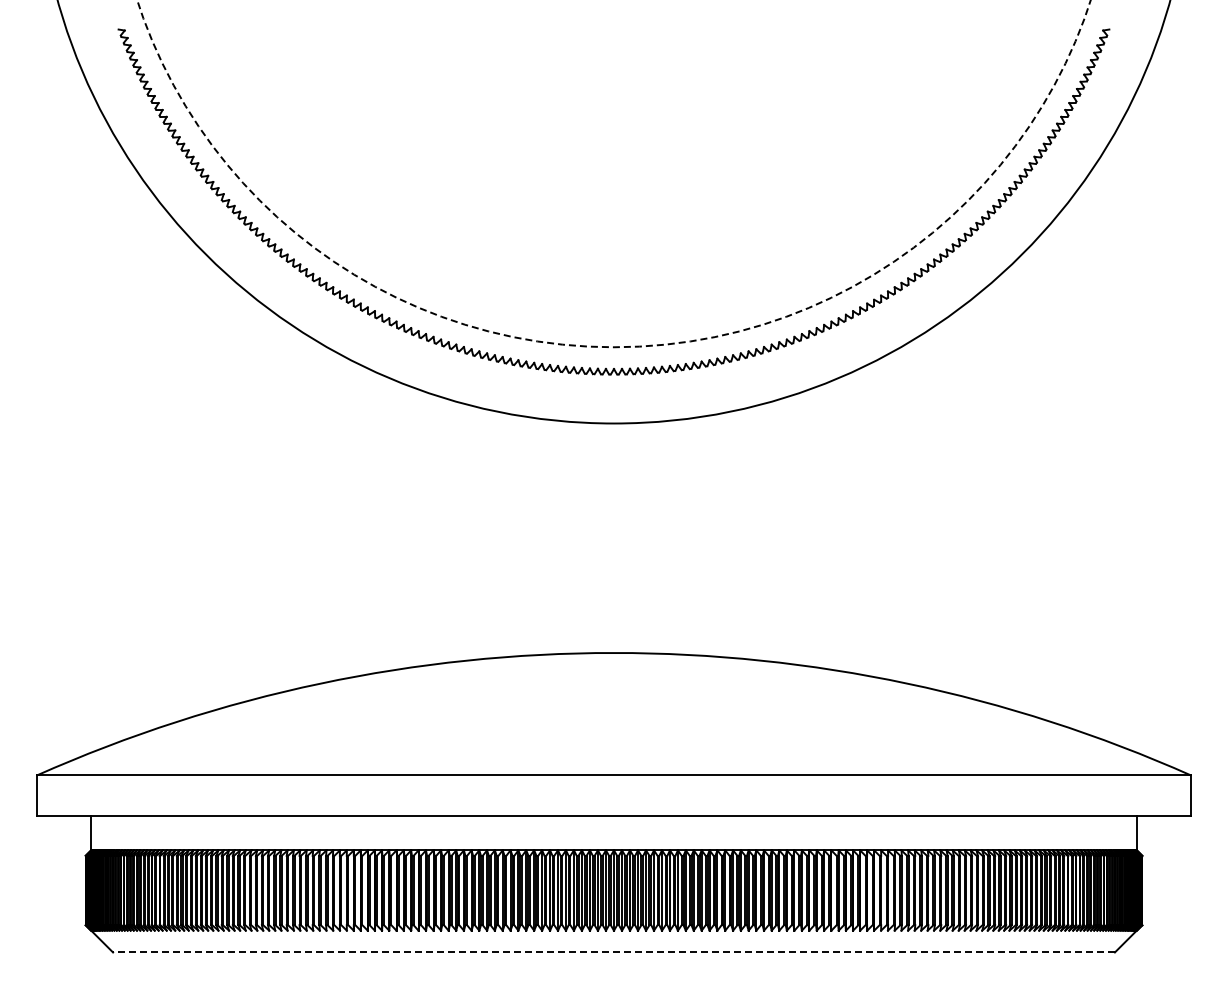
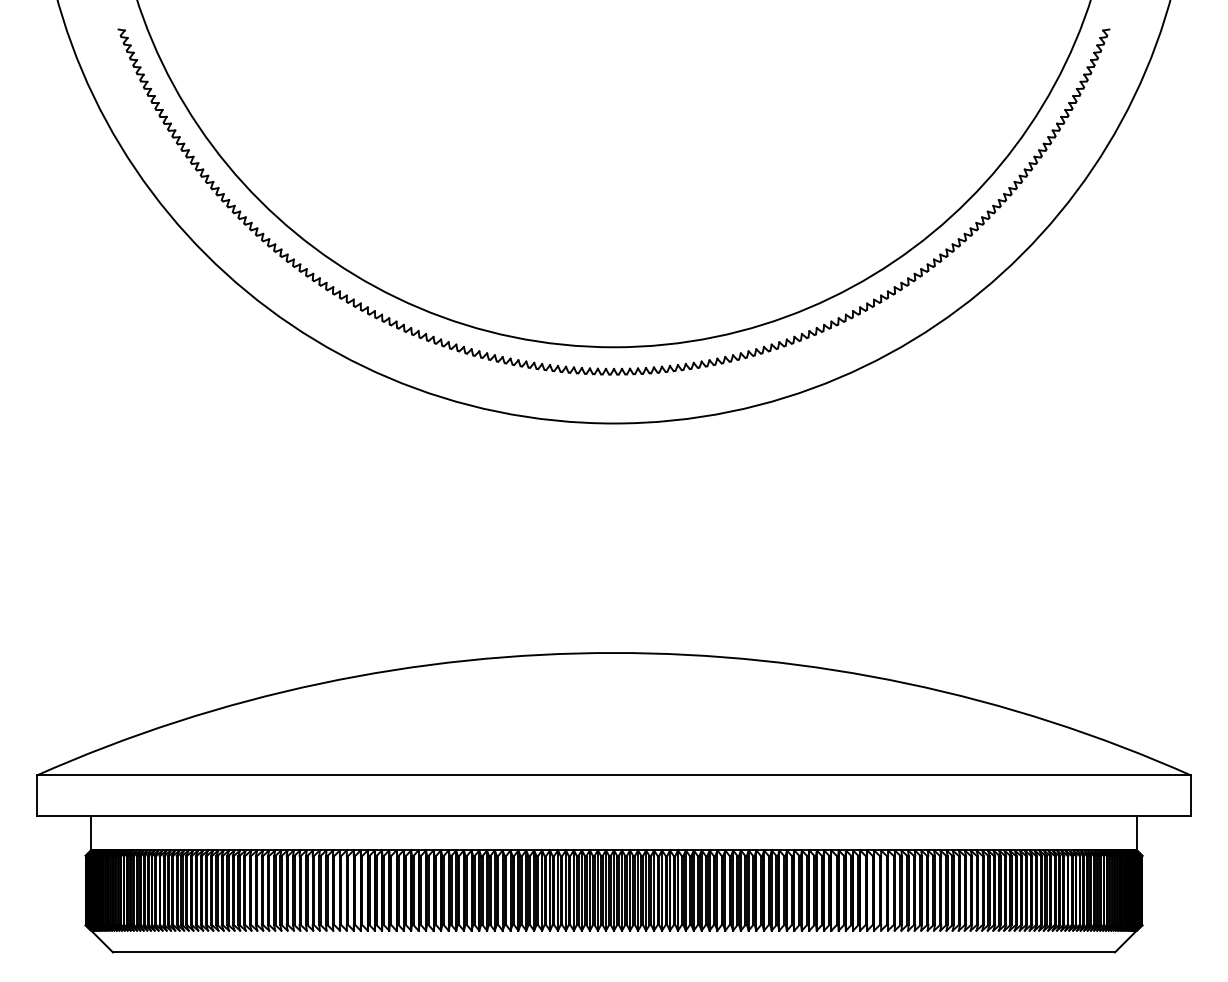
circle: dashed -> solid (613, 173)
line: dashed -> solid (614, 952)
